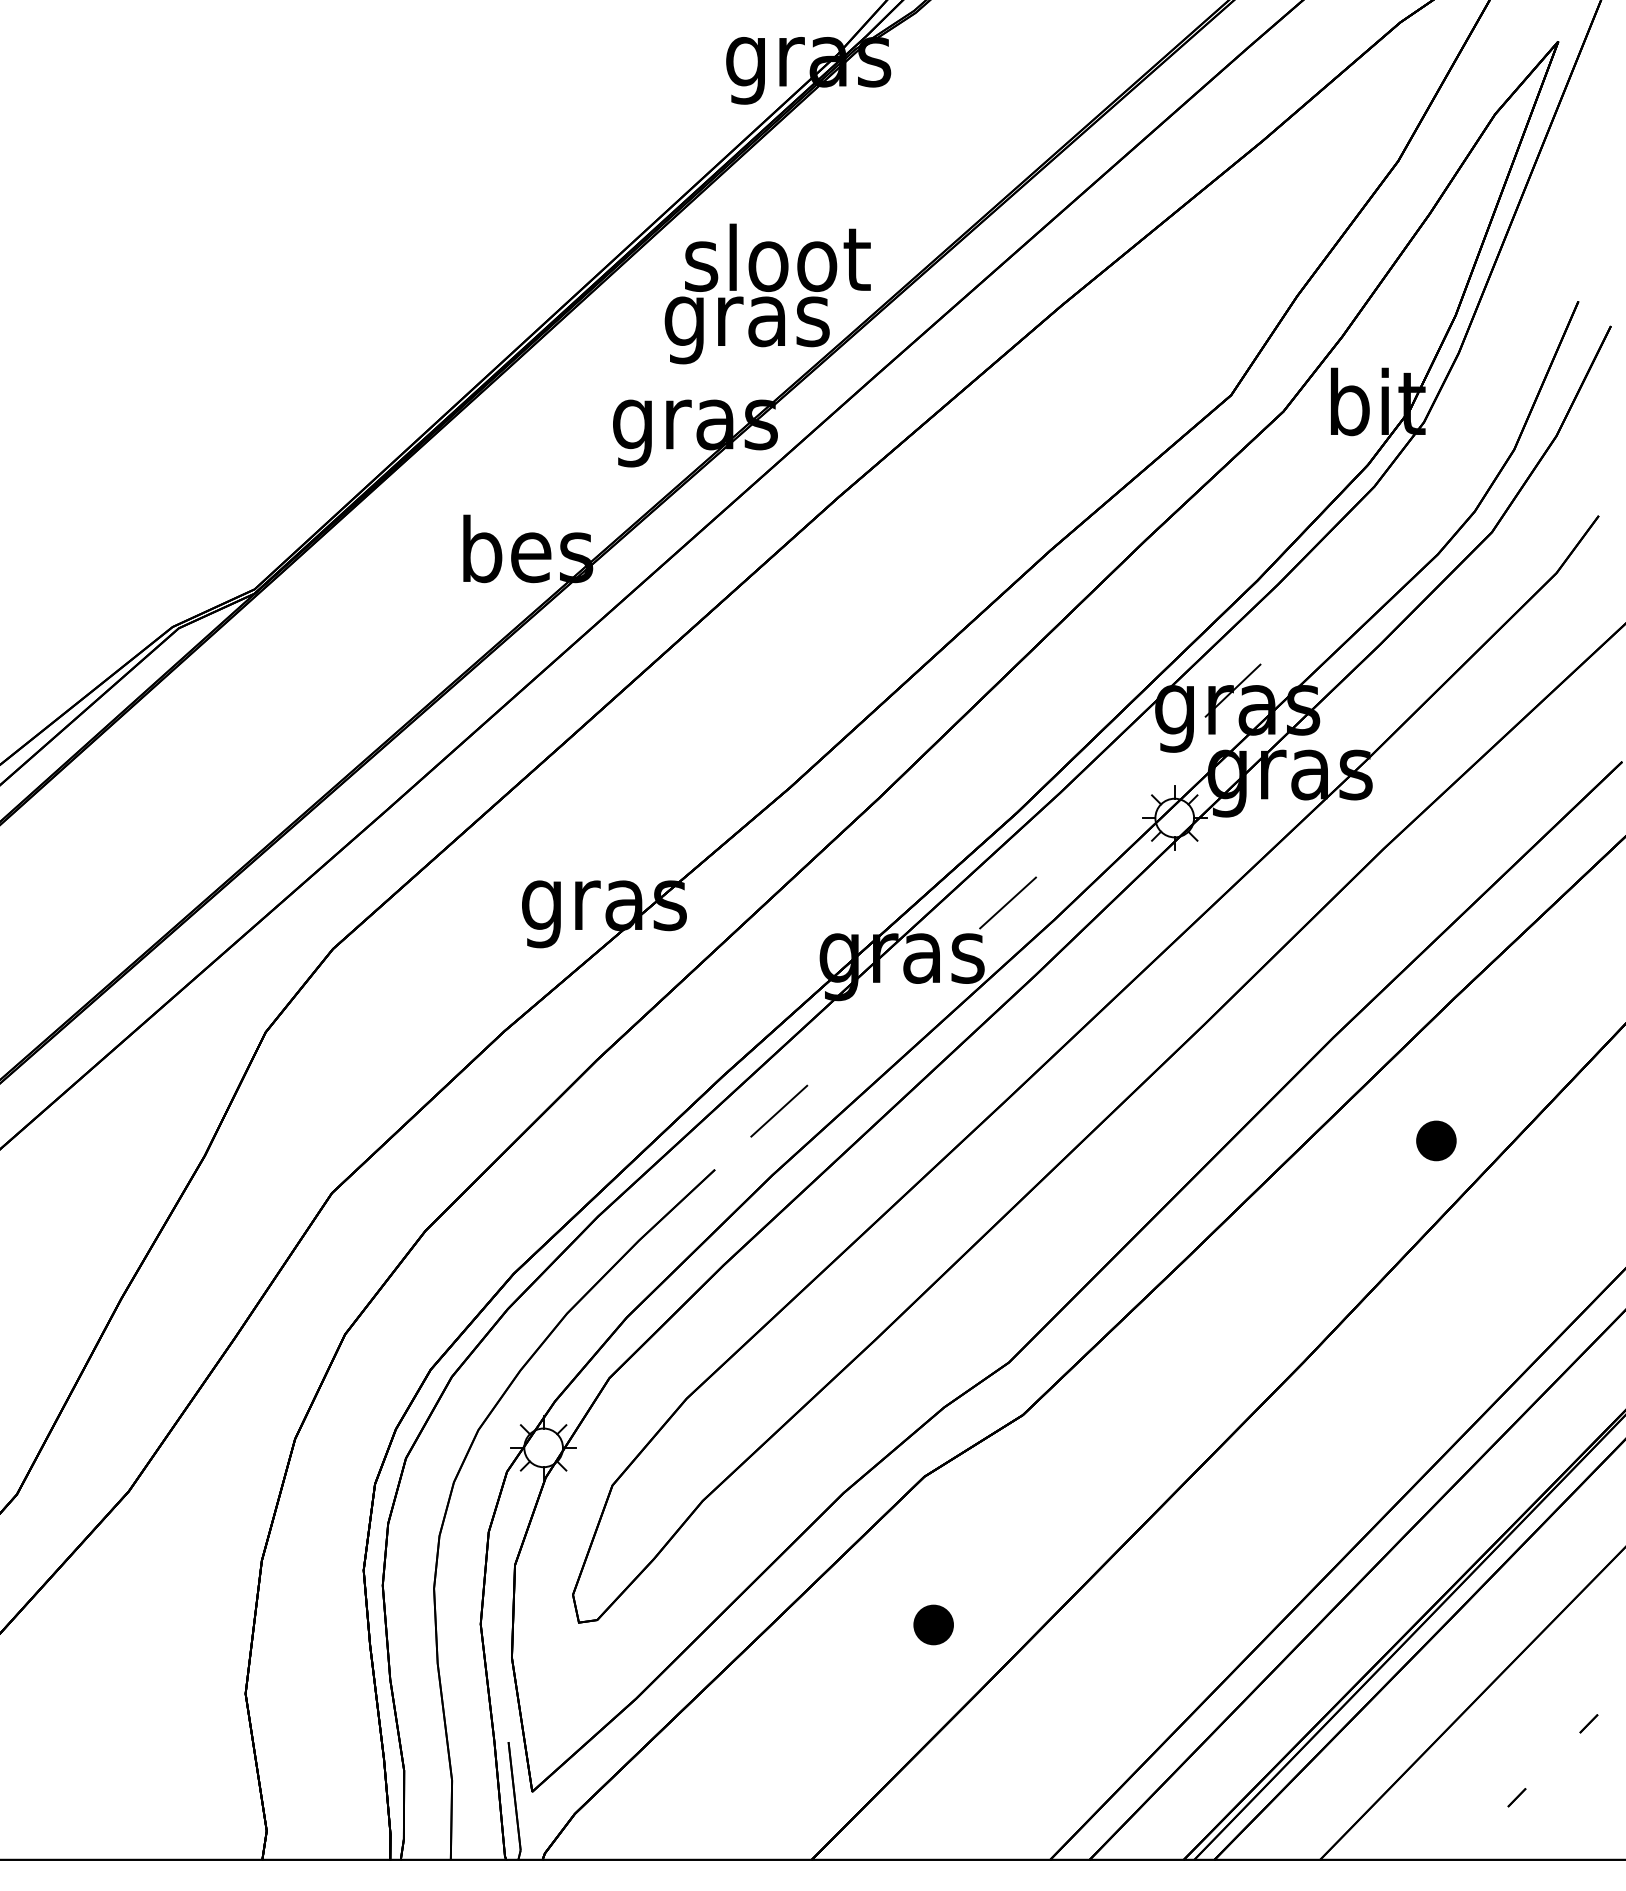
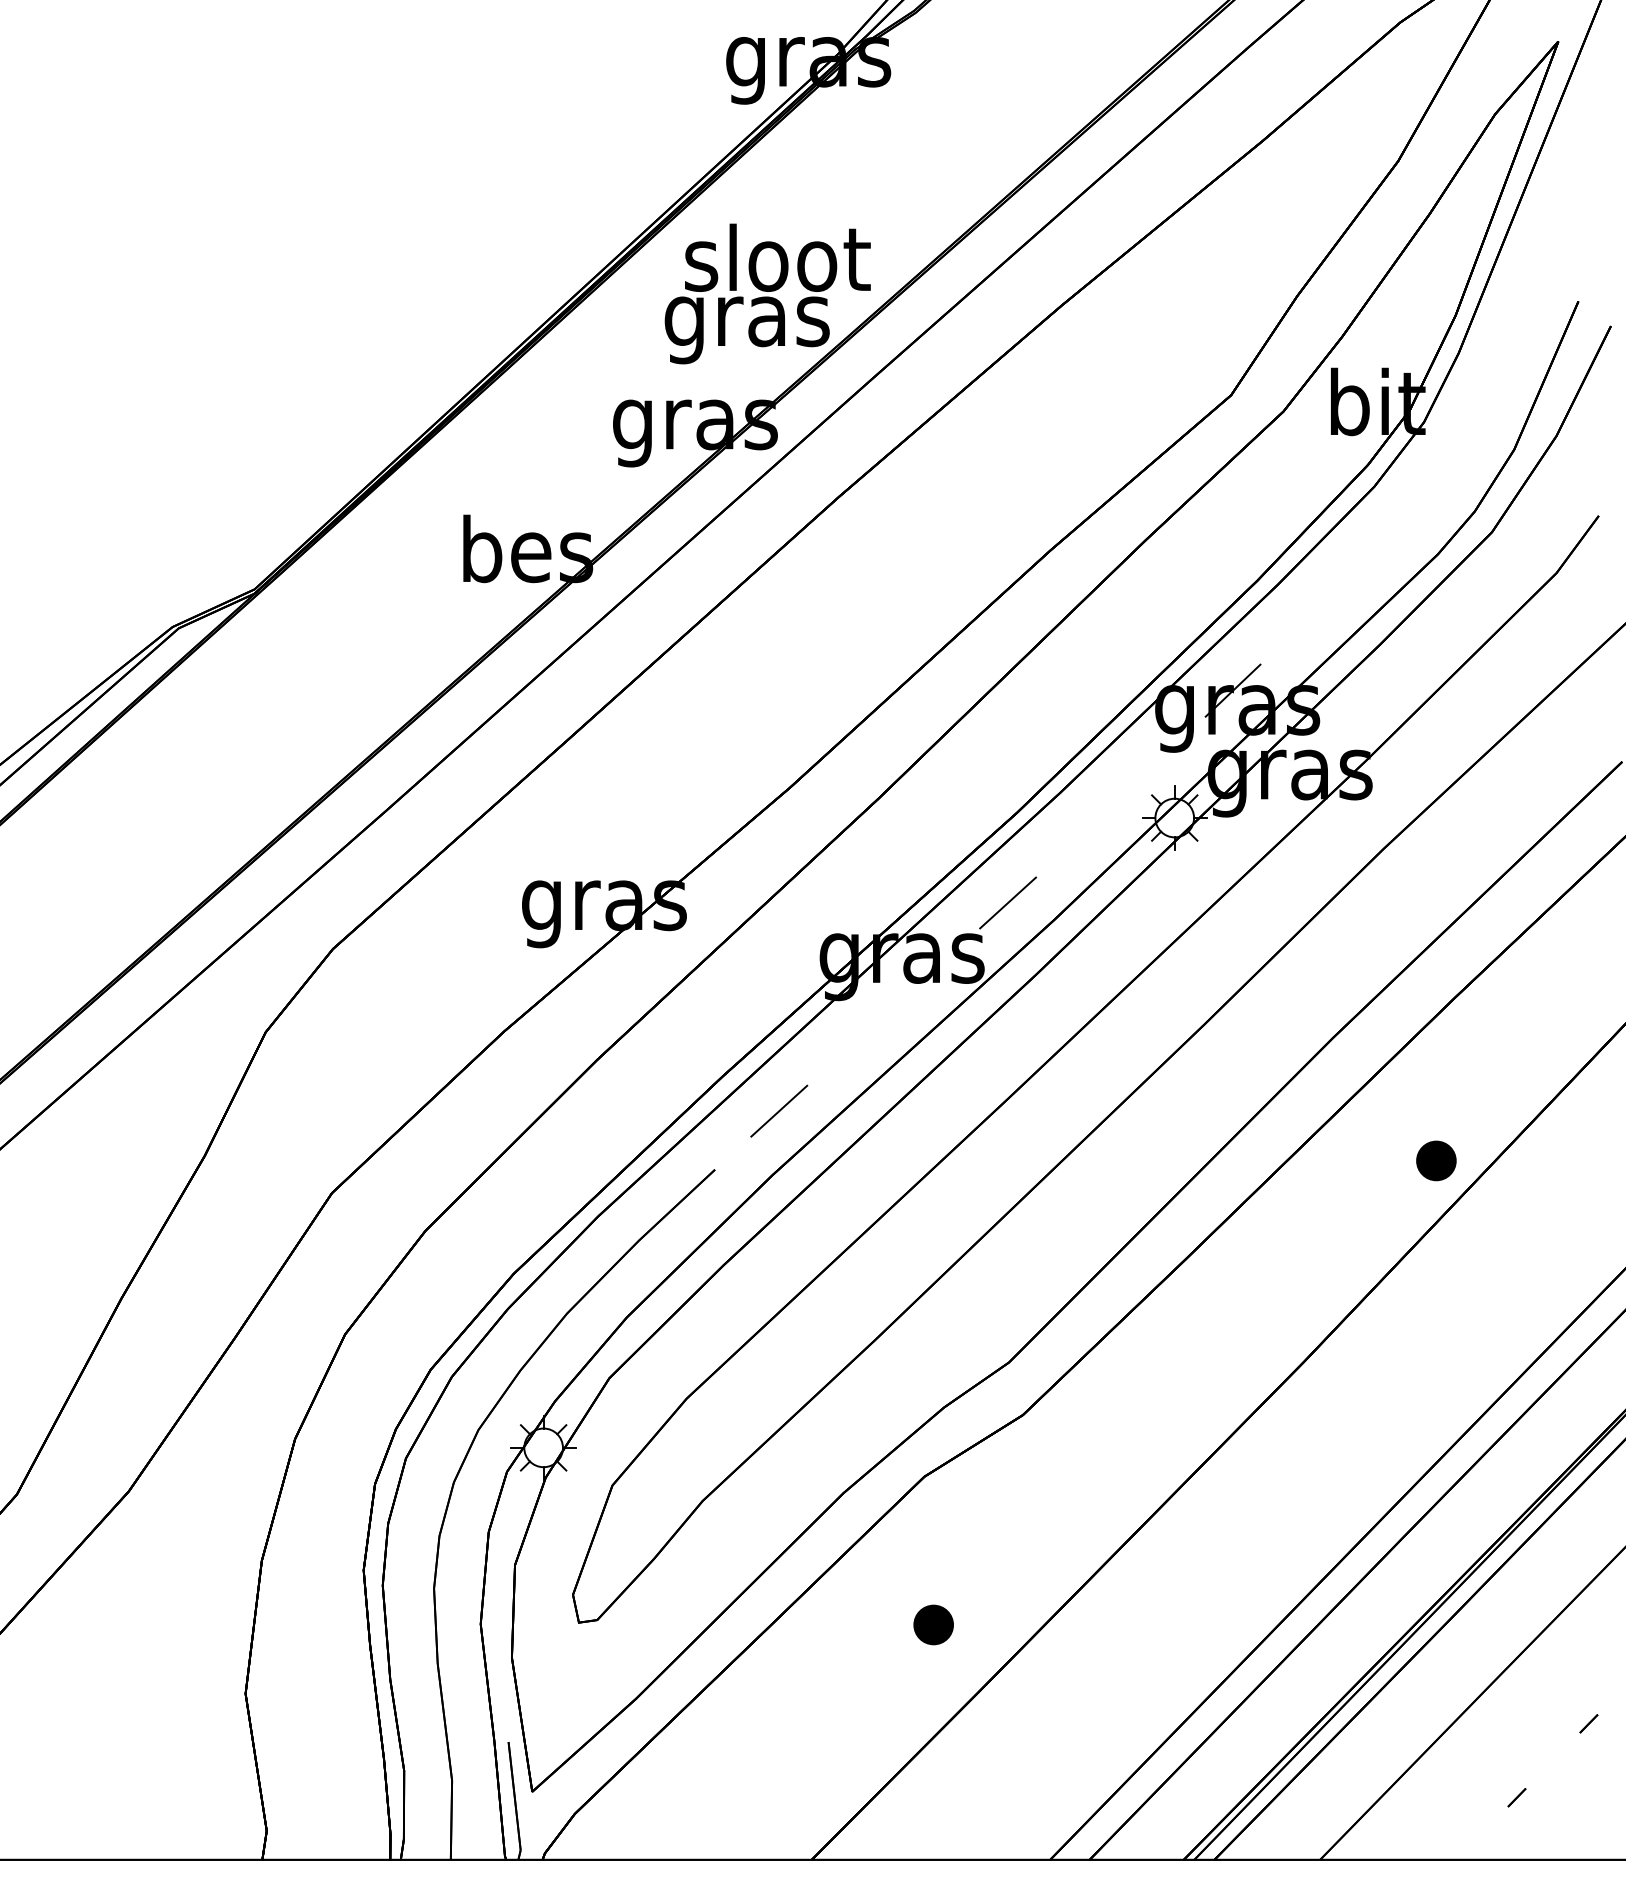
part position: (1436, 1140) -> (1436, 1160) (1436, 1160)
